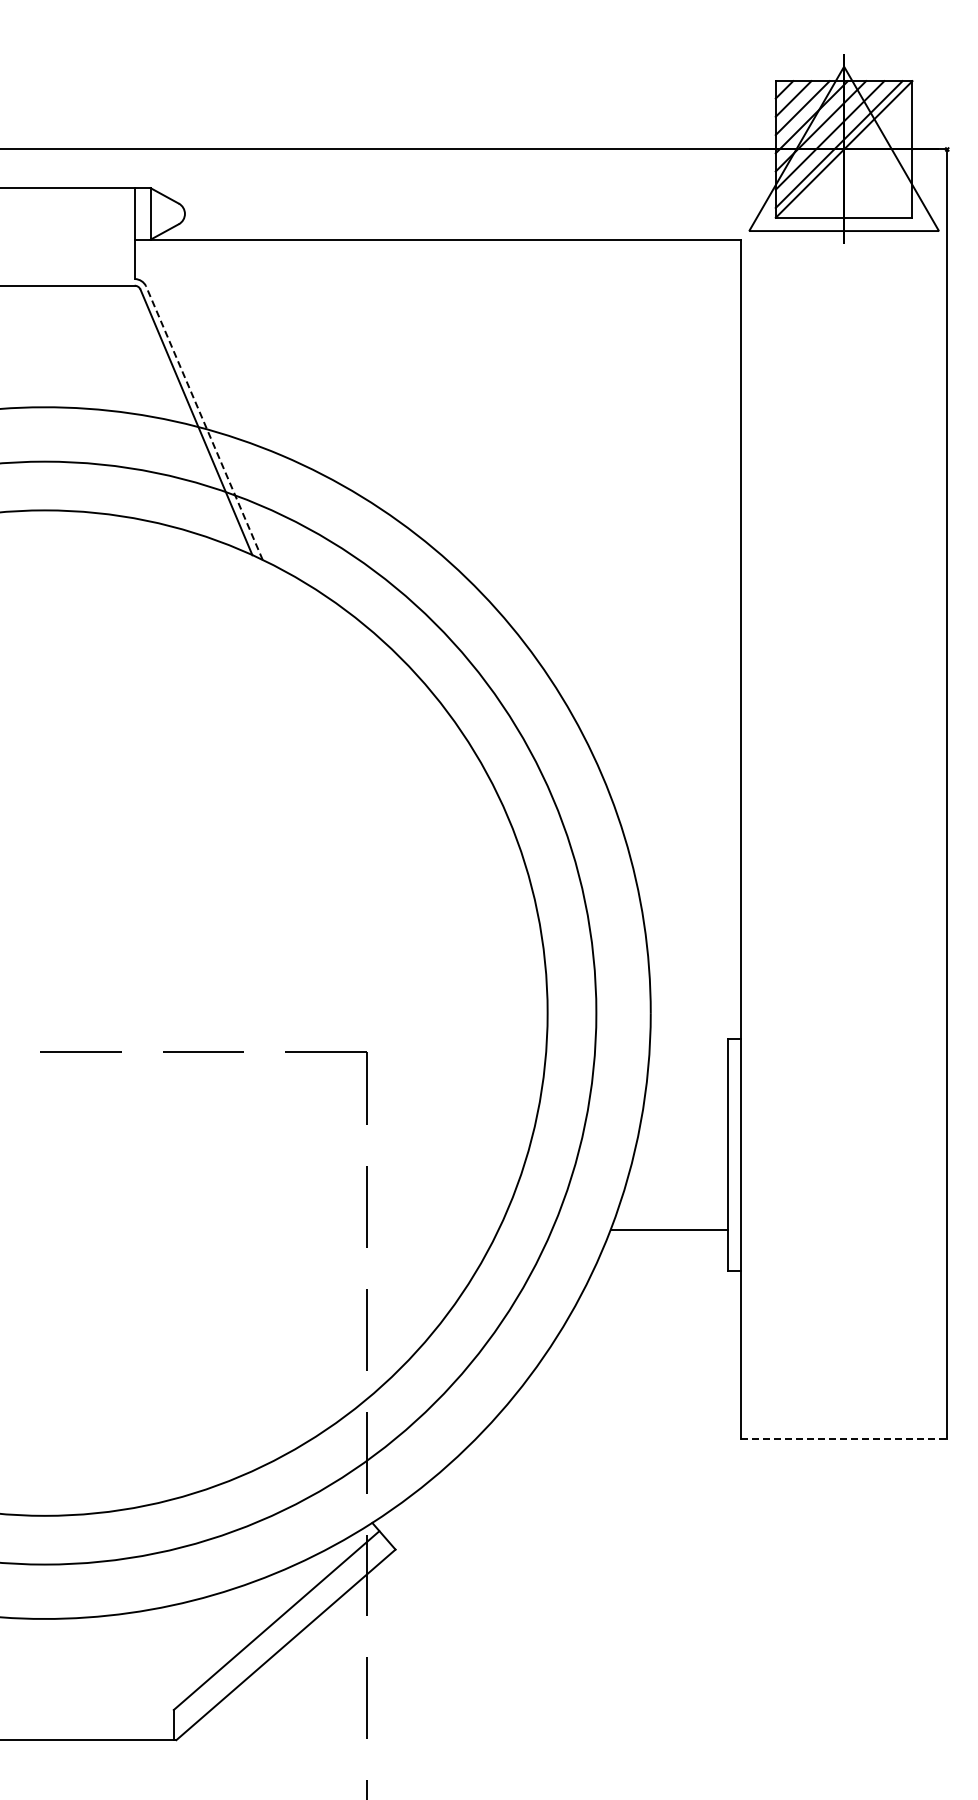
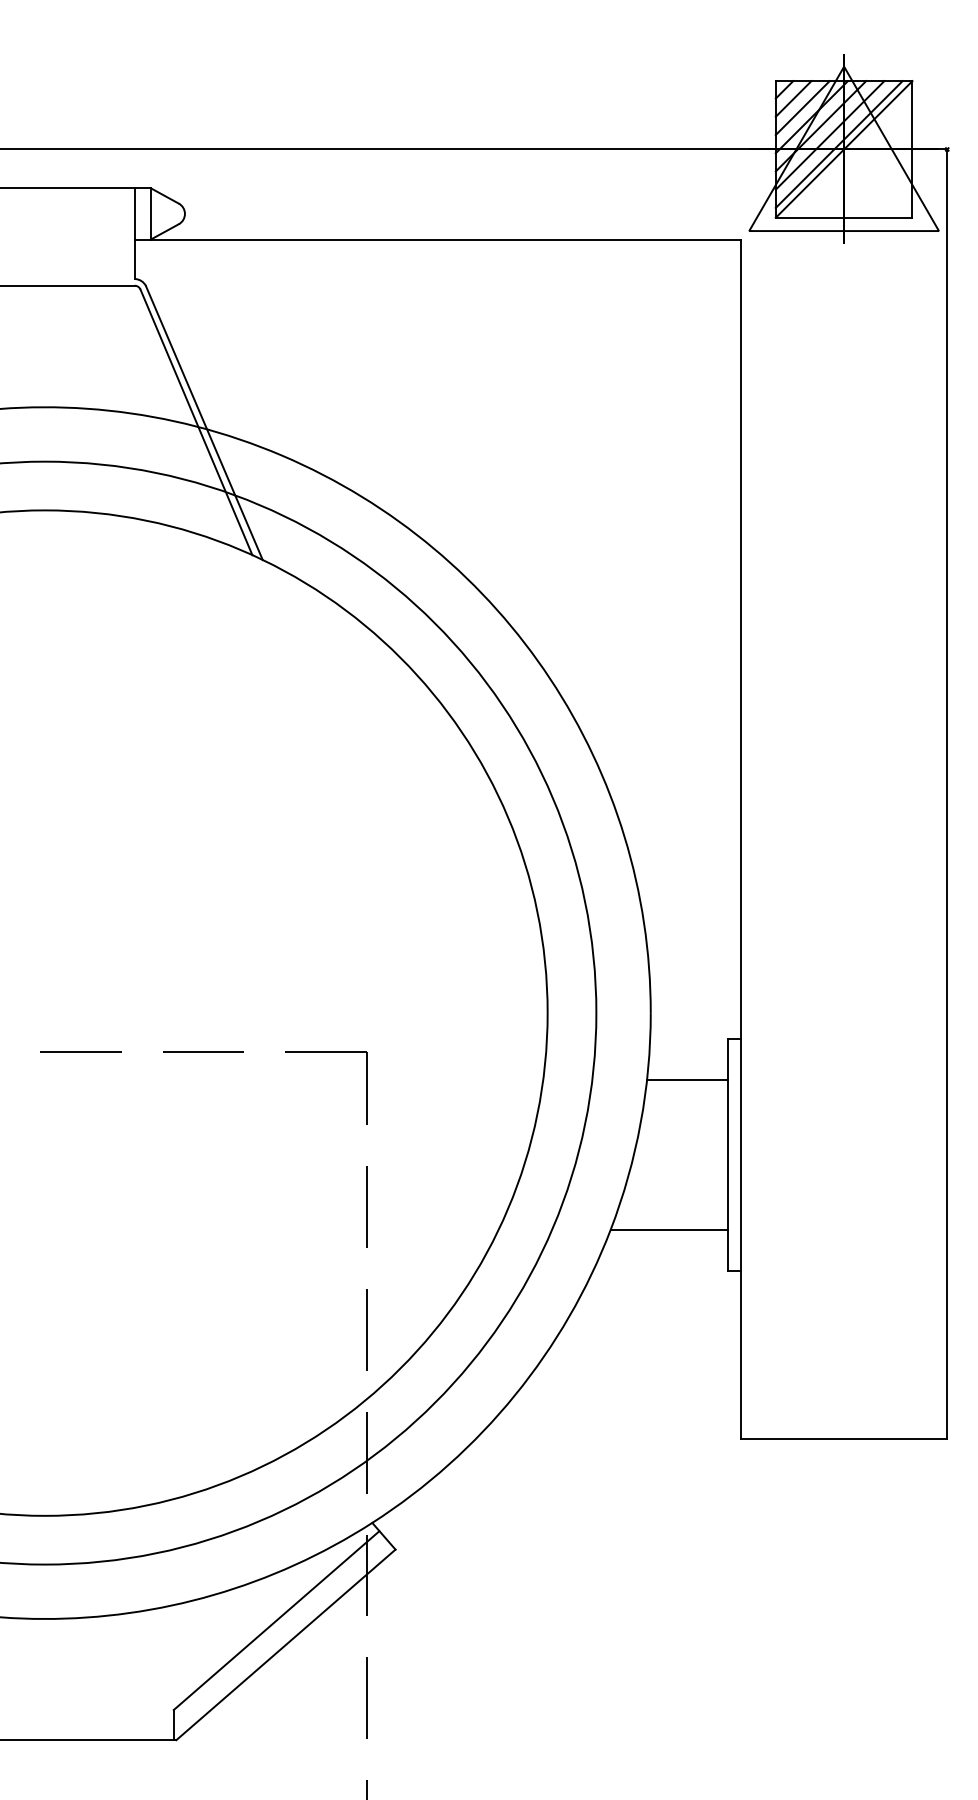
line: dashed -> solid (204, 423)
line: none -> present (687, 1080)
line: dashed -> solid (844, 1438)
